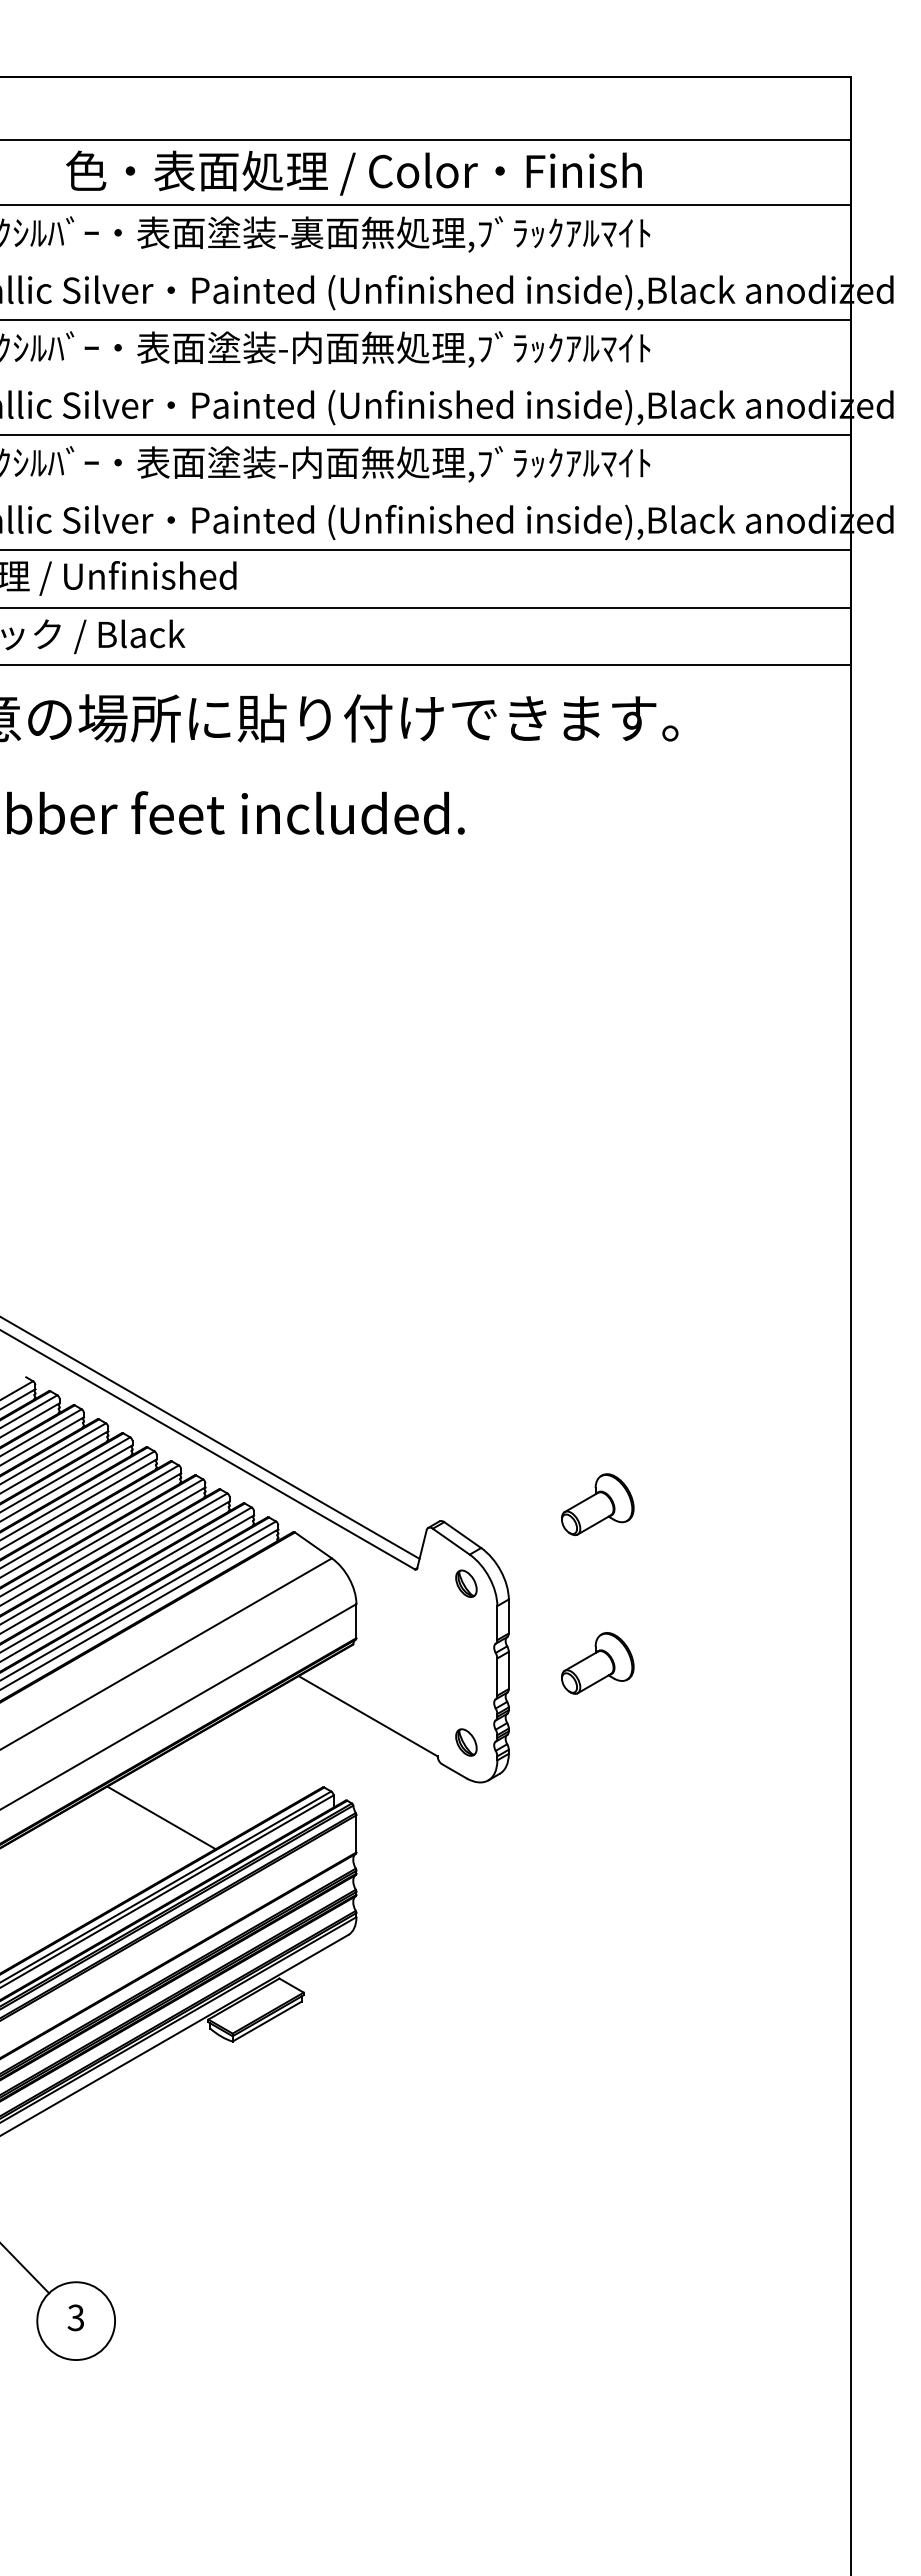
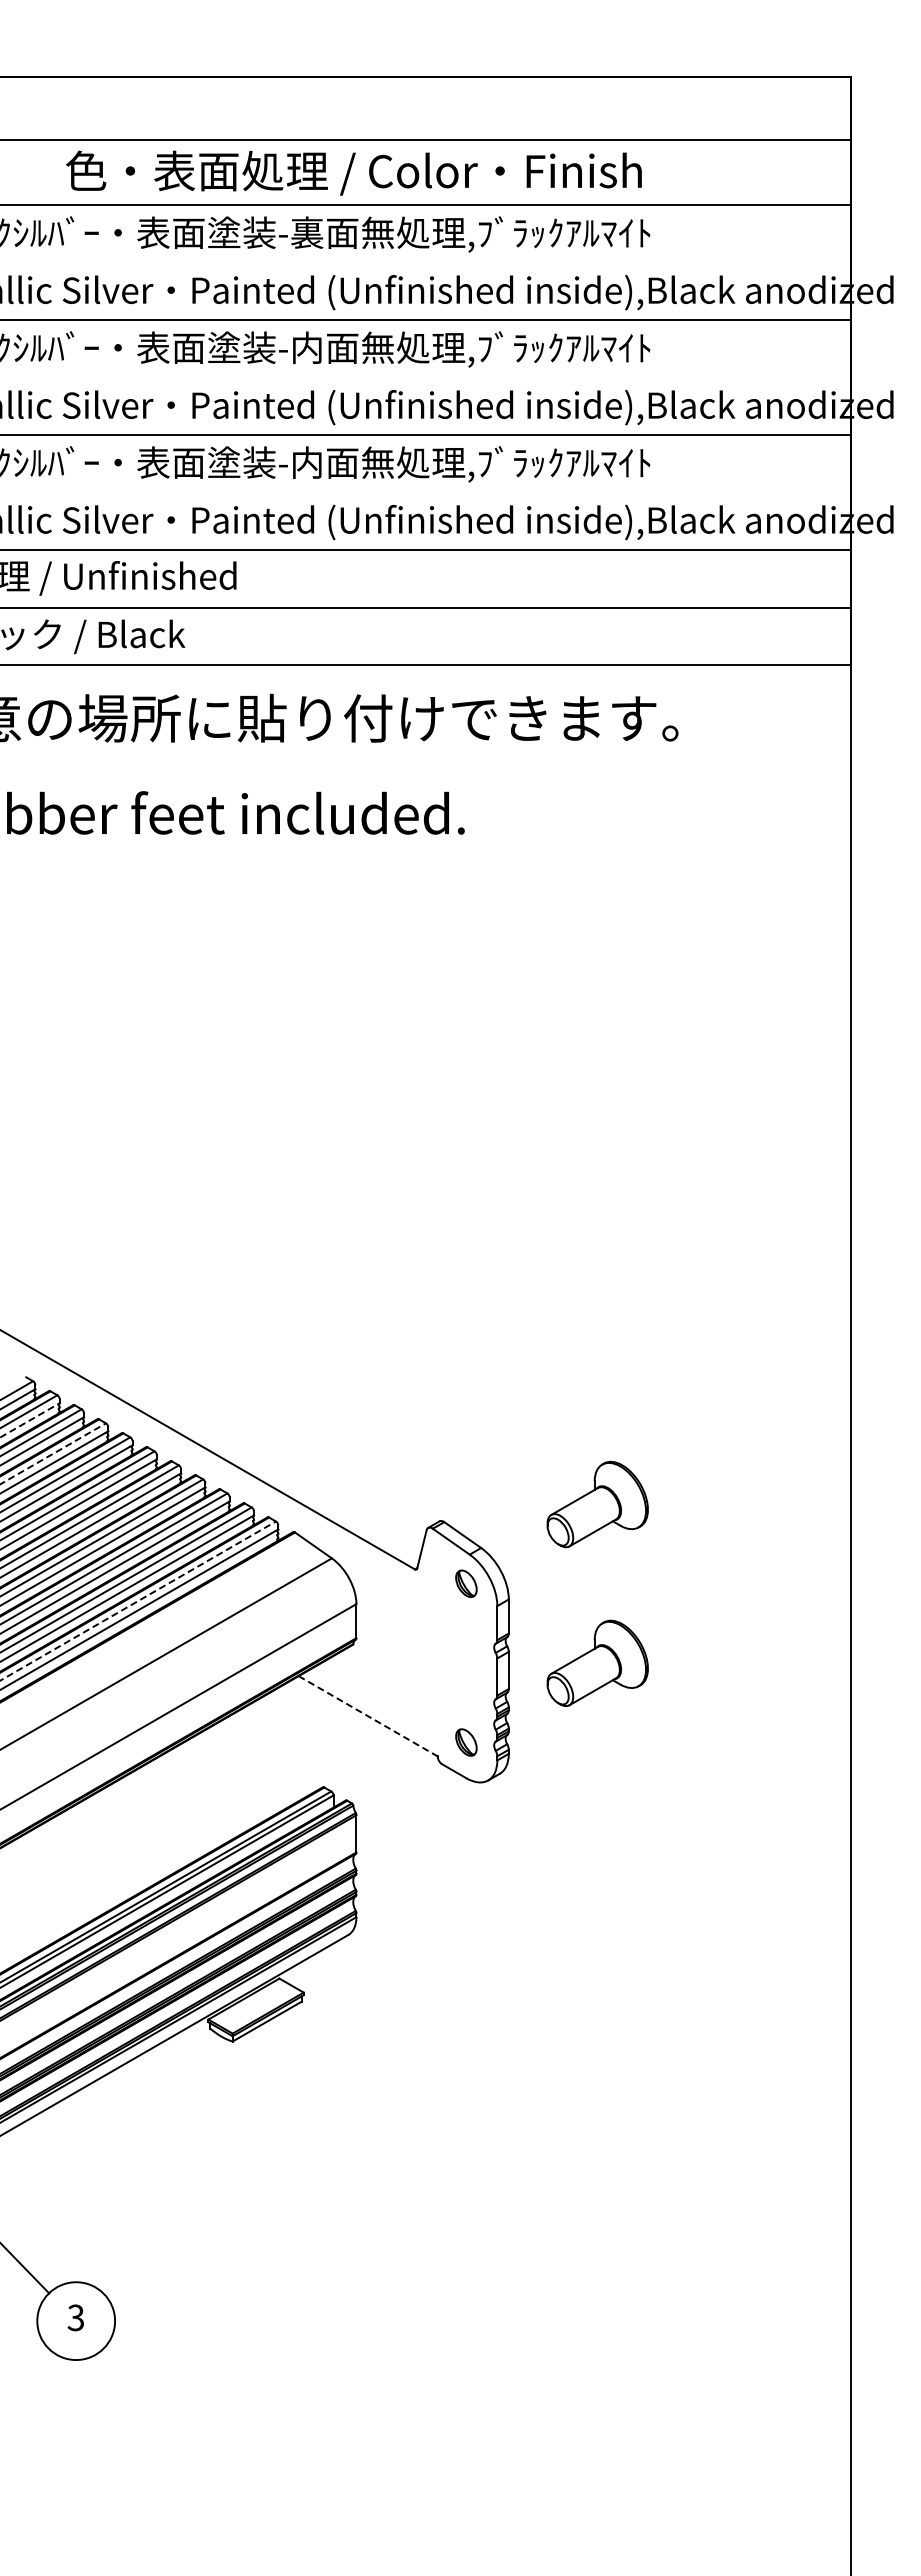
line: solid -> dashed (30, 1420)
line: present -> none (210, 1438)
line: solid -> dashed (53, 1453)
part size: 74x64 px -> 103x89 px (597, 1504)
line: solid -> dashed (138, 1600)
part size: 74x63 px -> 103x88 px (597, 1662)
line: solid -> dashed (368, 1716)
line: present -> none (161, 1817)
